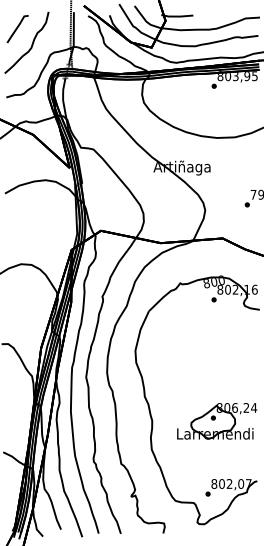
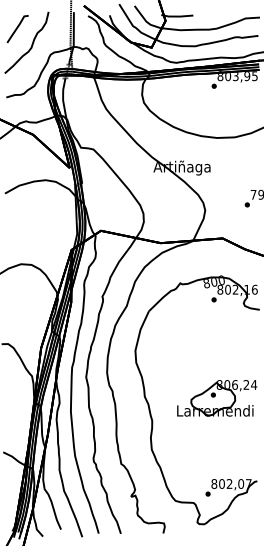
part position: (217, 421) -> (217, 398) (217, 398)
